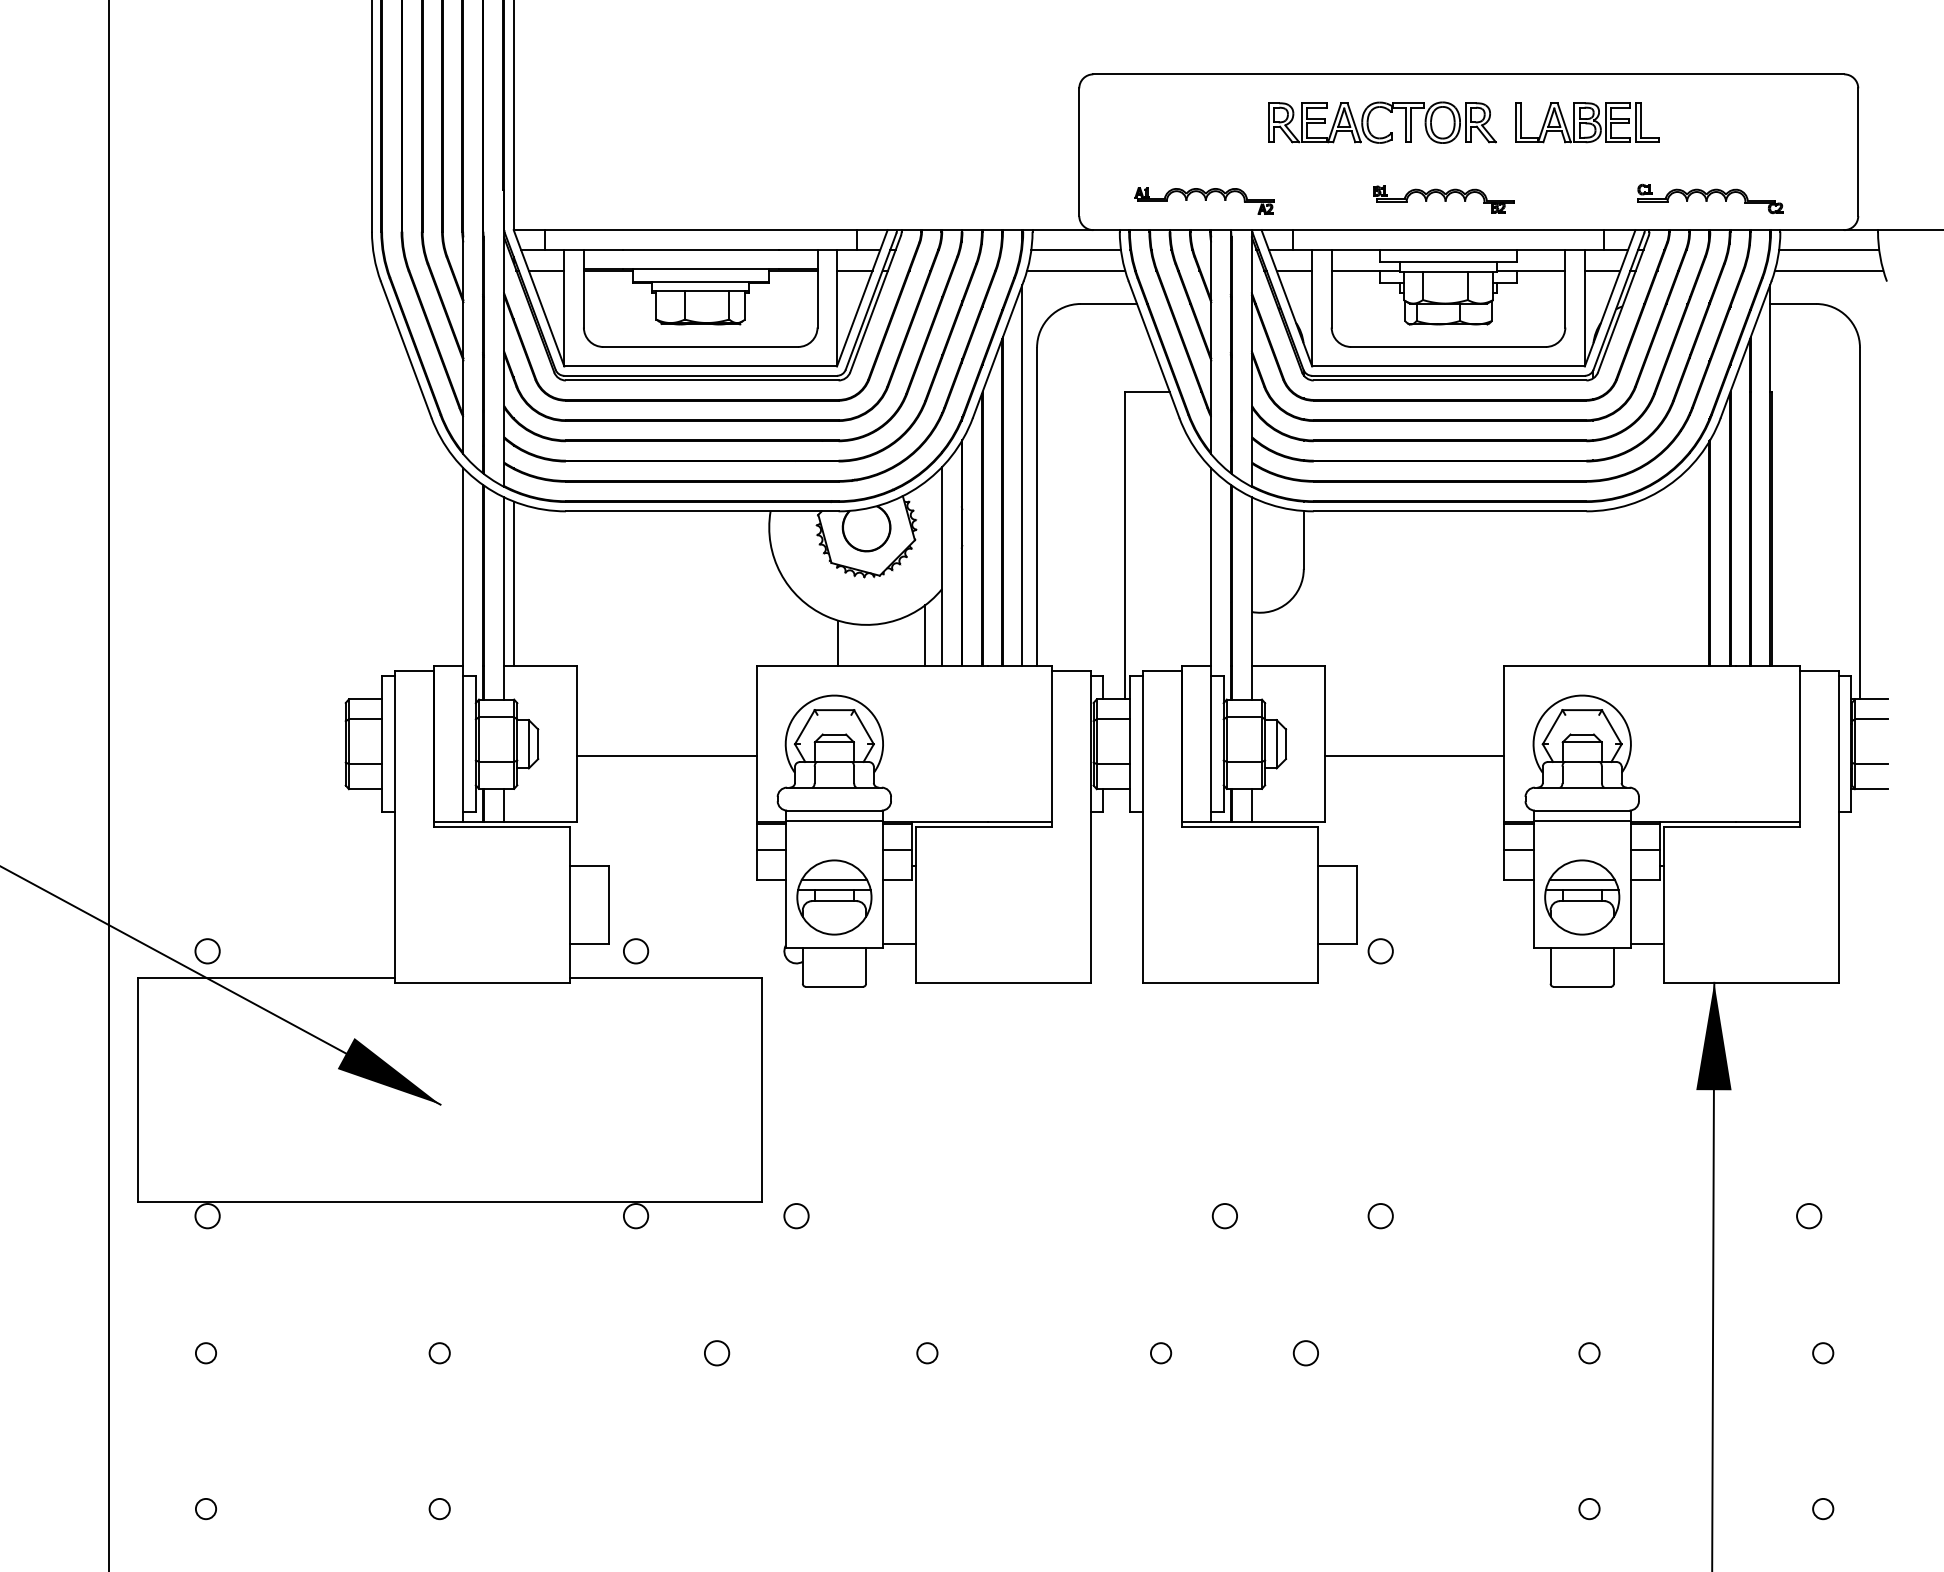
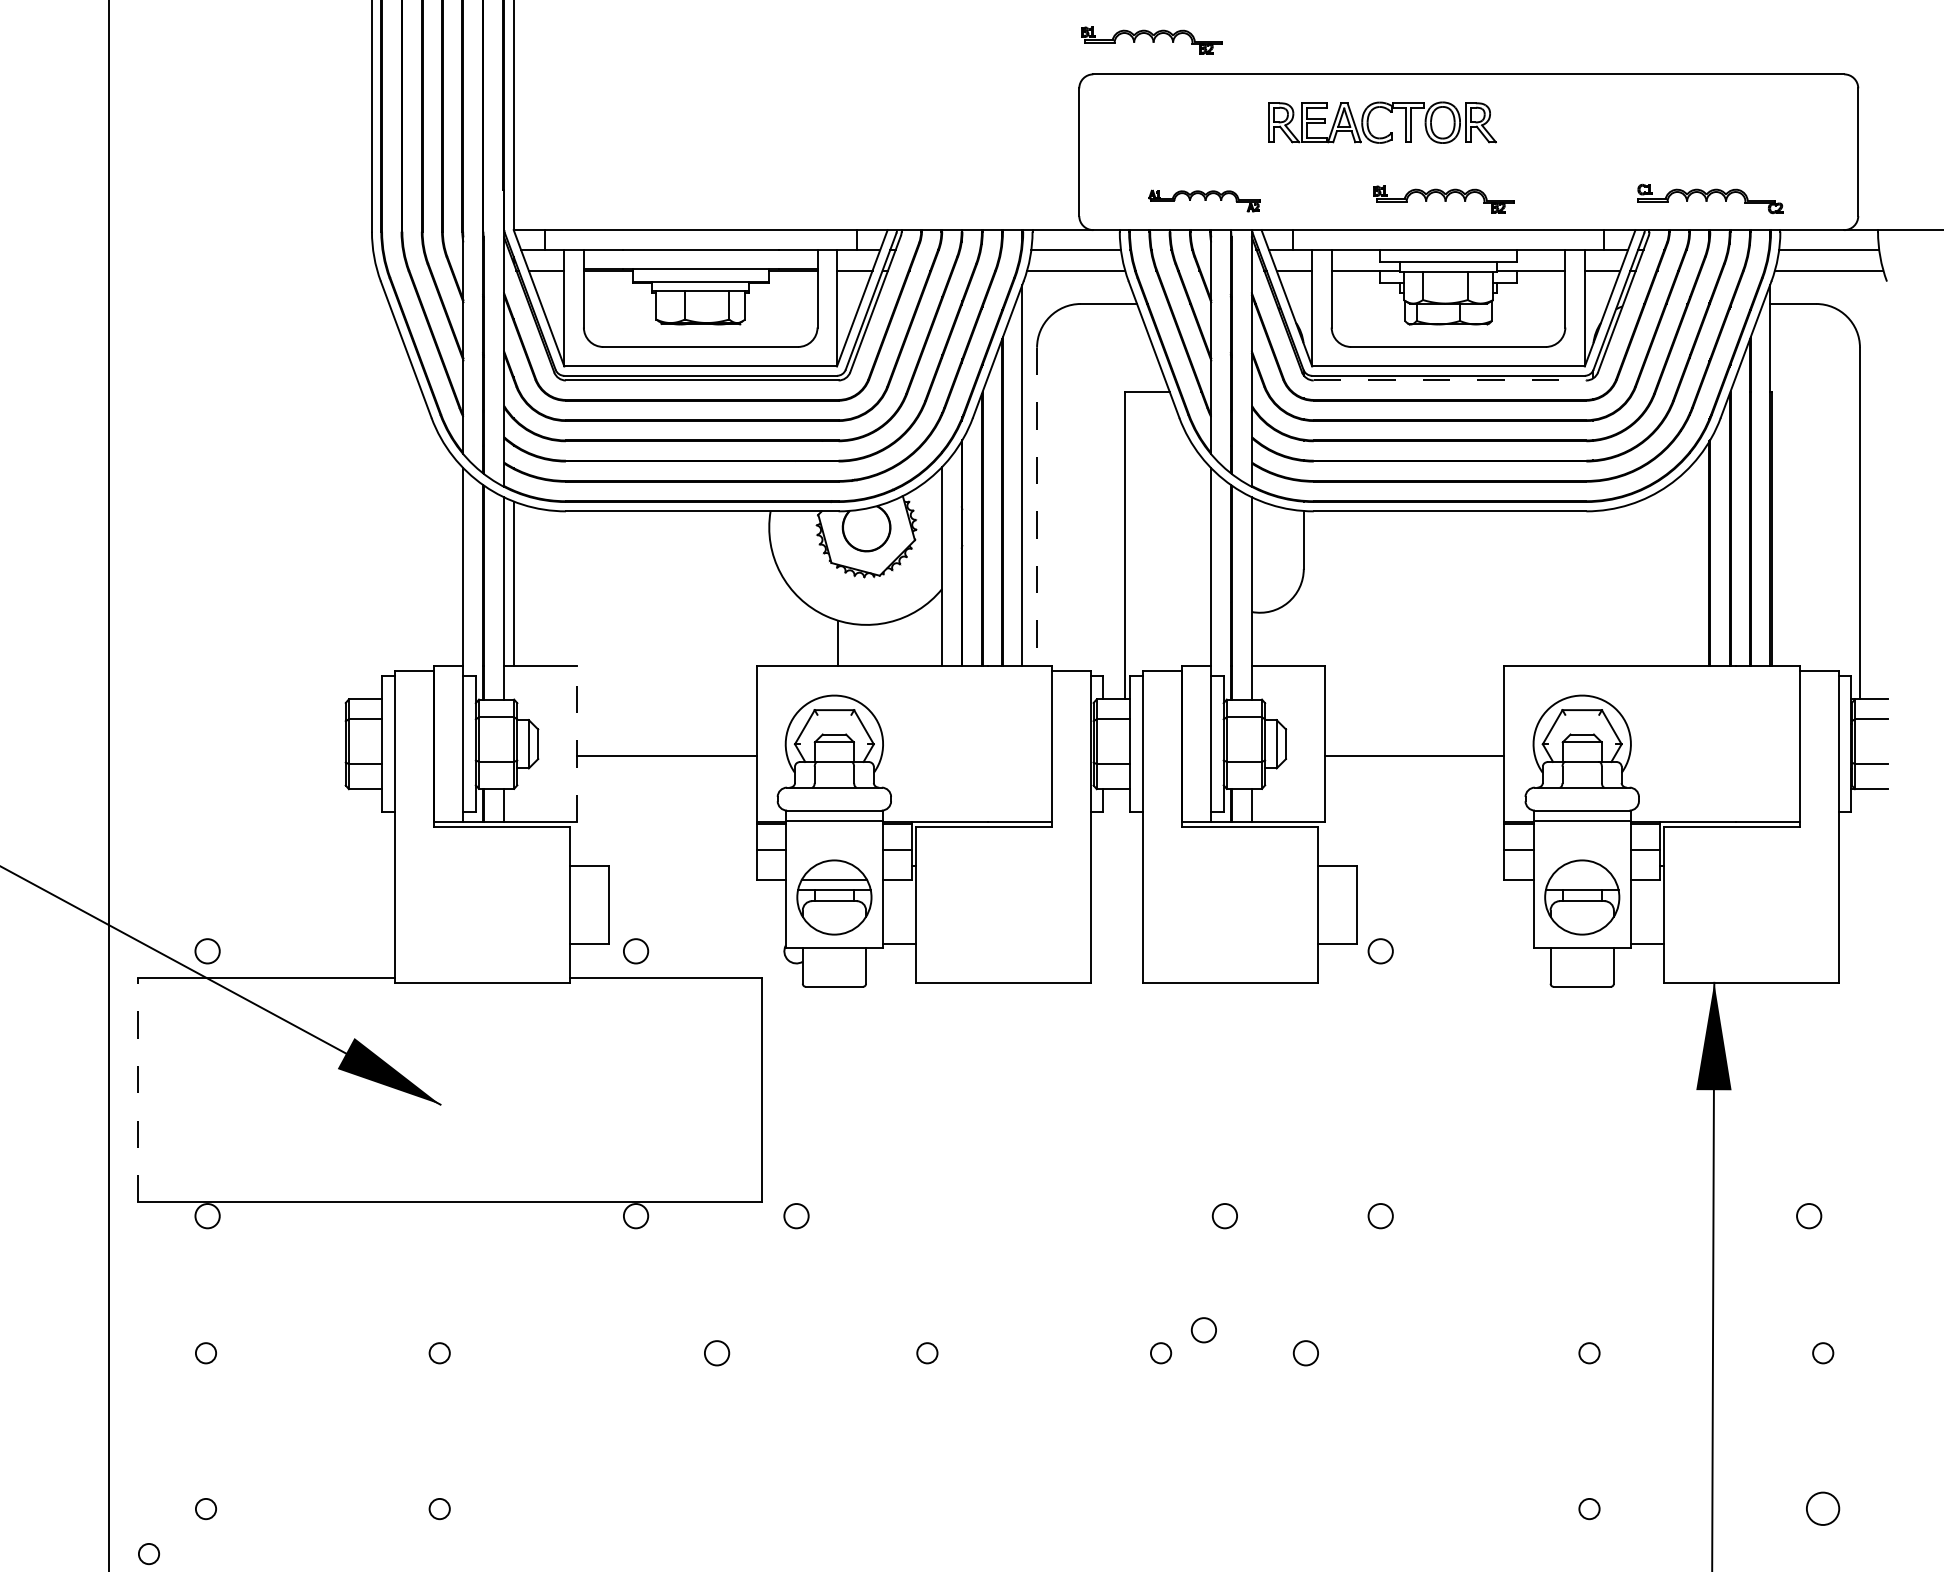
part: none -> present (1151, 40)
part: present -> none (1587, 122)
part size: 141x28 px -> 113x24 px (1204, 200)
line: solid -> dashed (1450, 380)
line: solid -> dashed (1037, 507)
line: present -> none (925, 635)
line: solid -> dashed (577, 744)
line: present -> none (1581, 879)
line: solid -> dashed (138, 1089)
circle: none -> present (1203, 1330)
circle size: 23x23 px -> 35x35 px (1823, 1508)
circle: none -> present (148, 1554)
